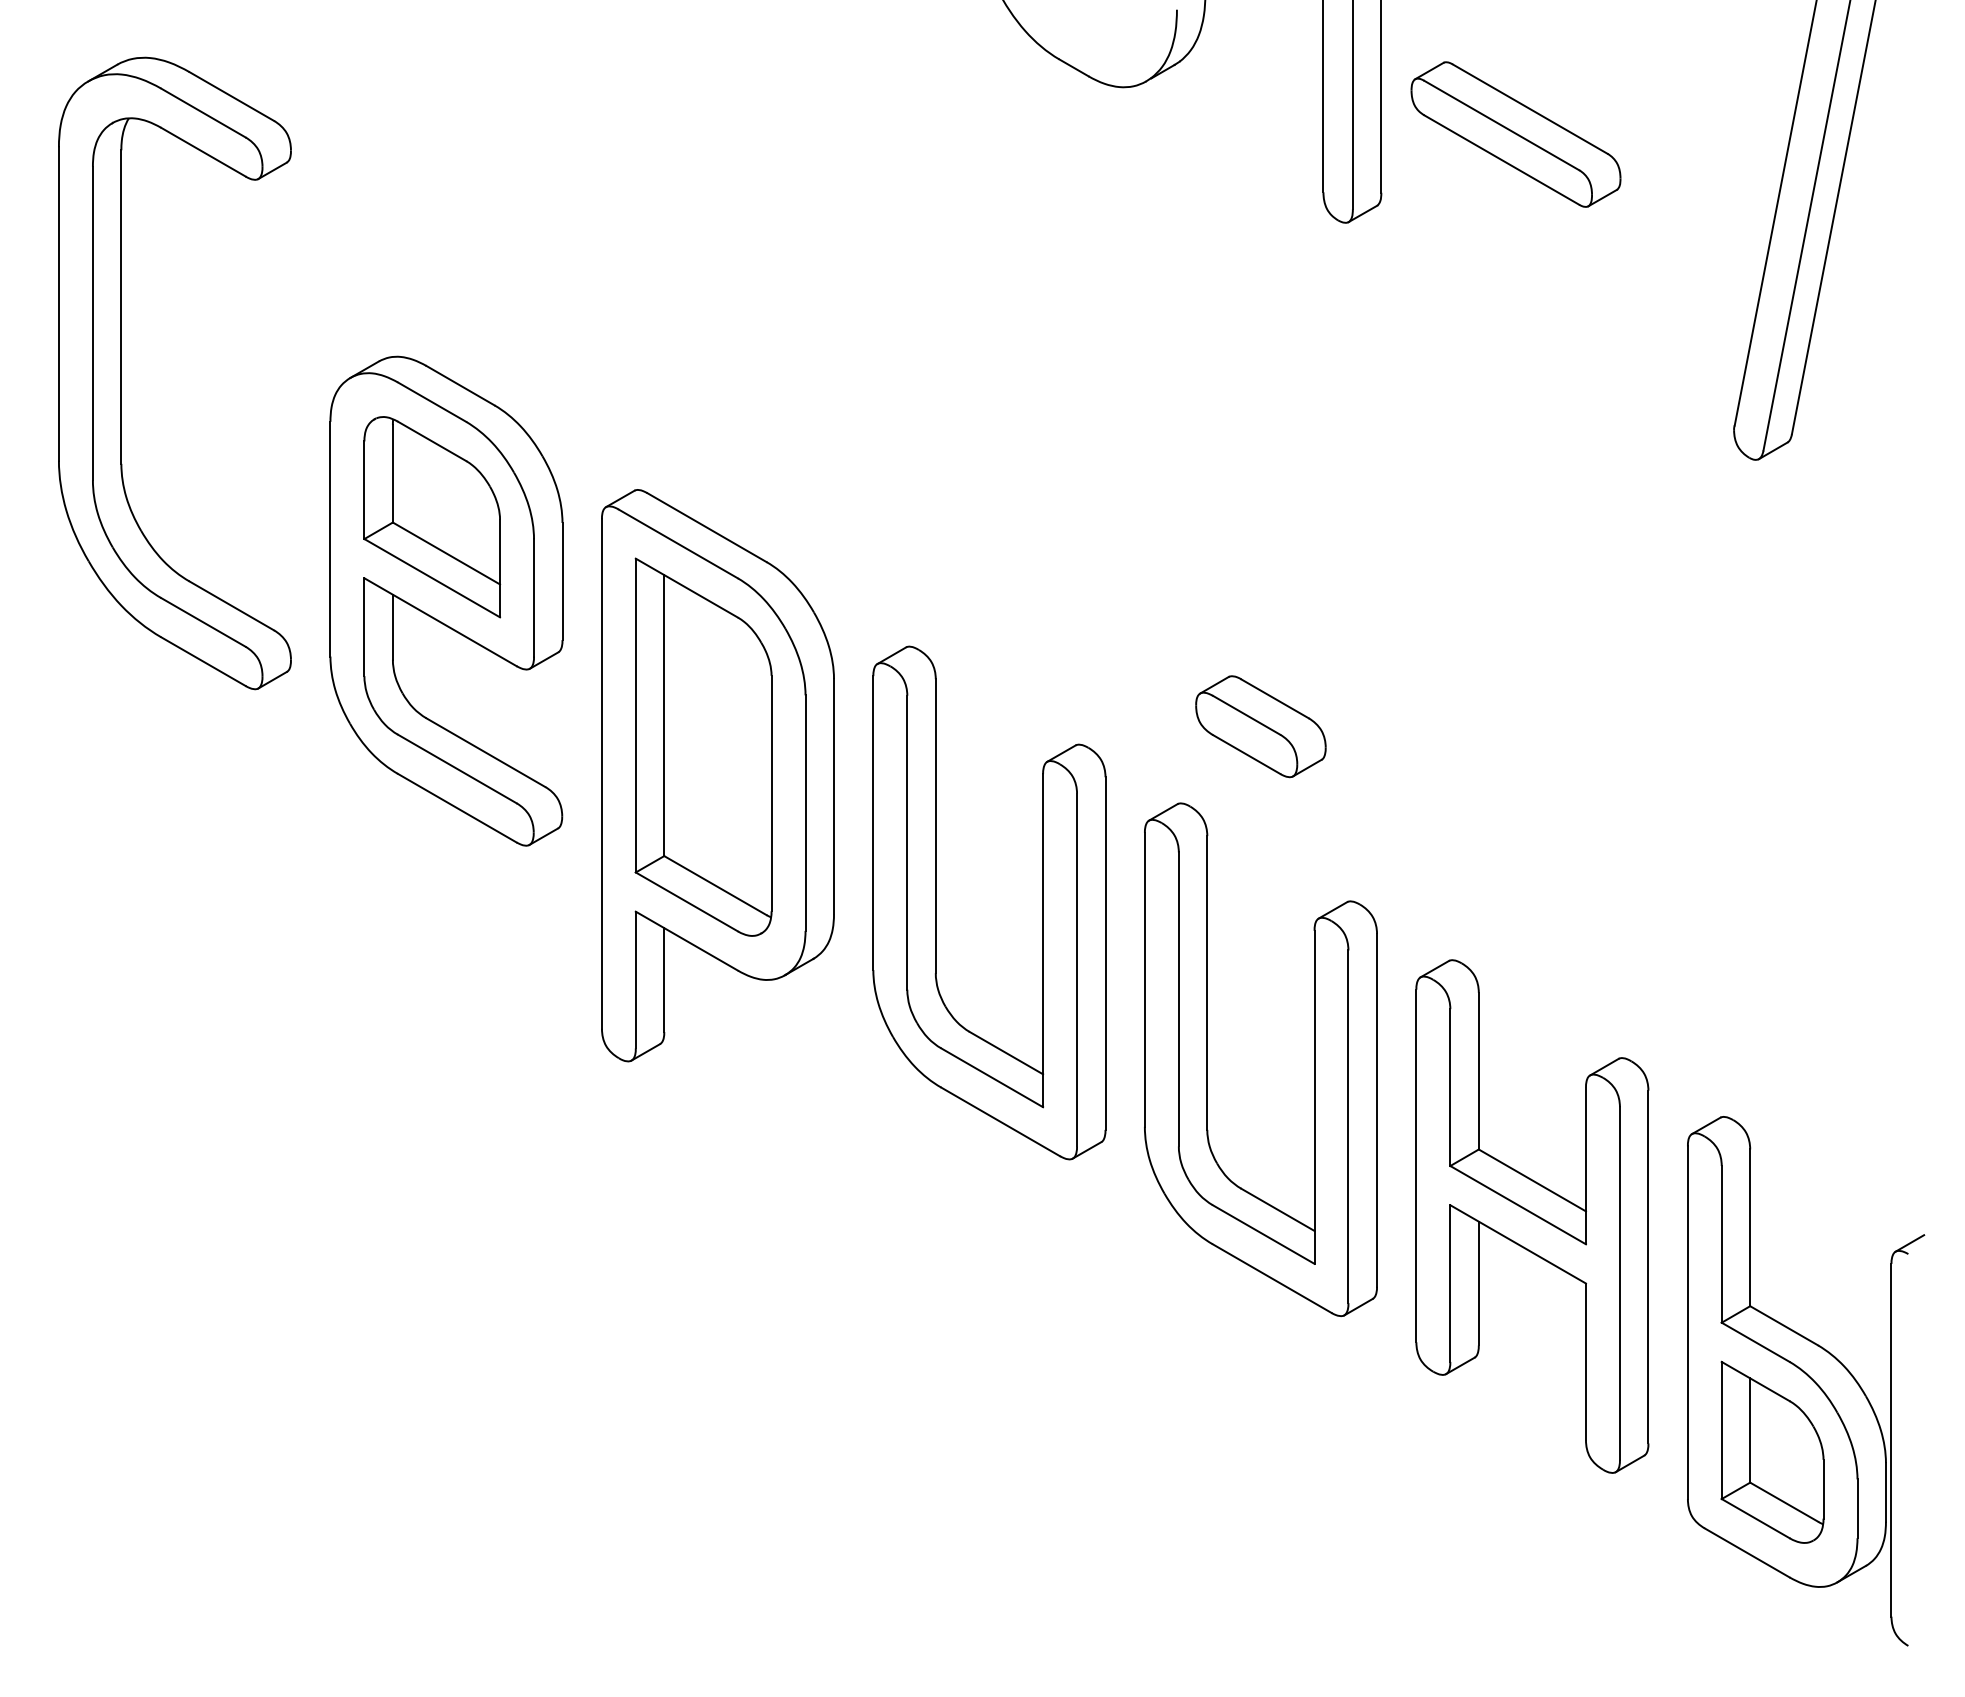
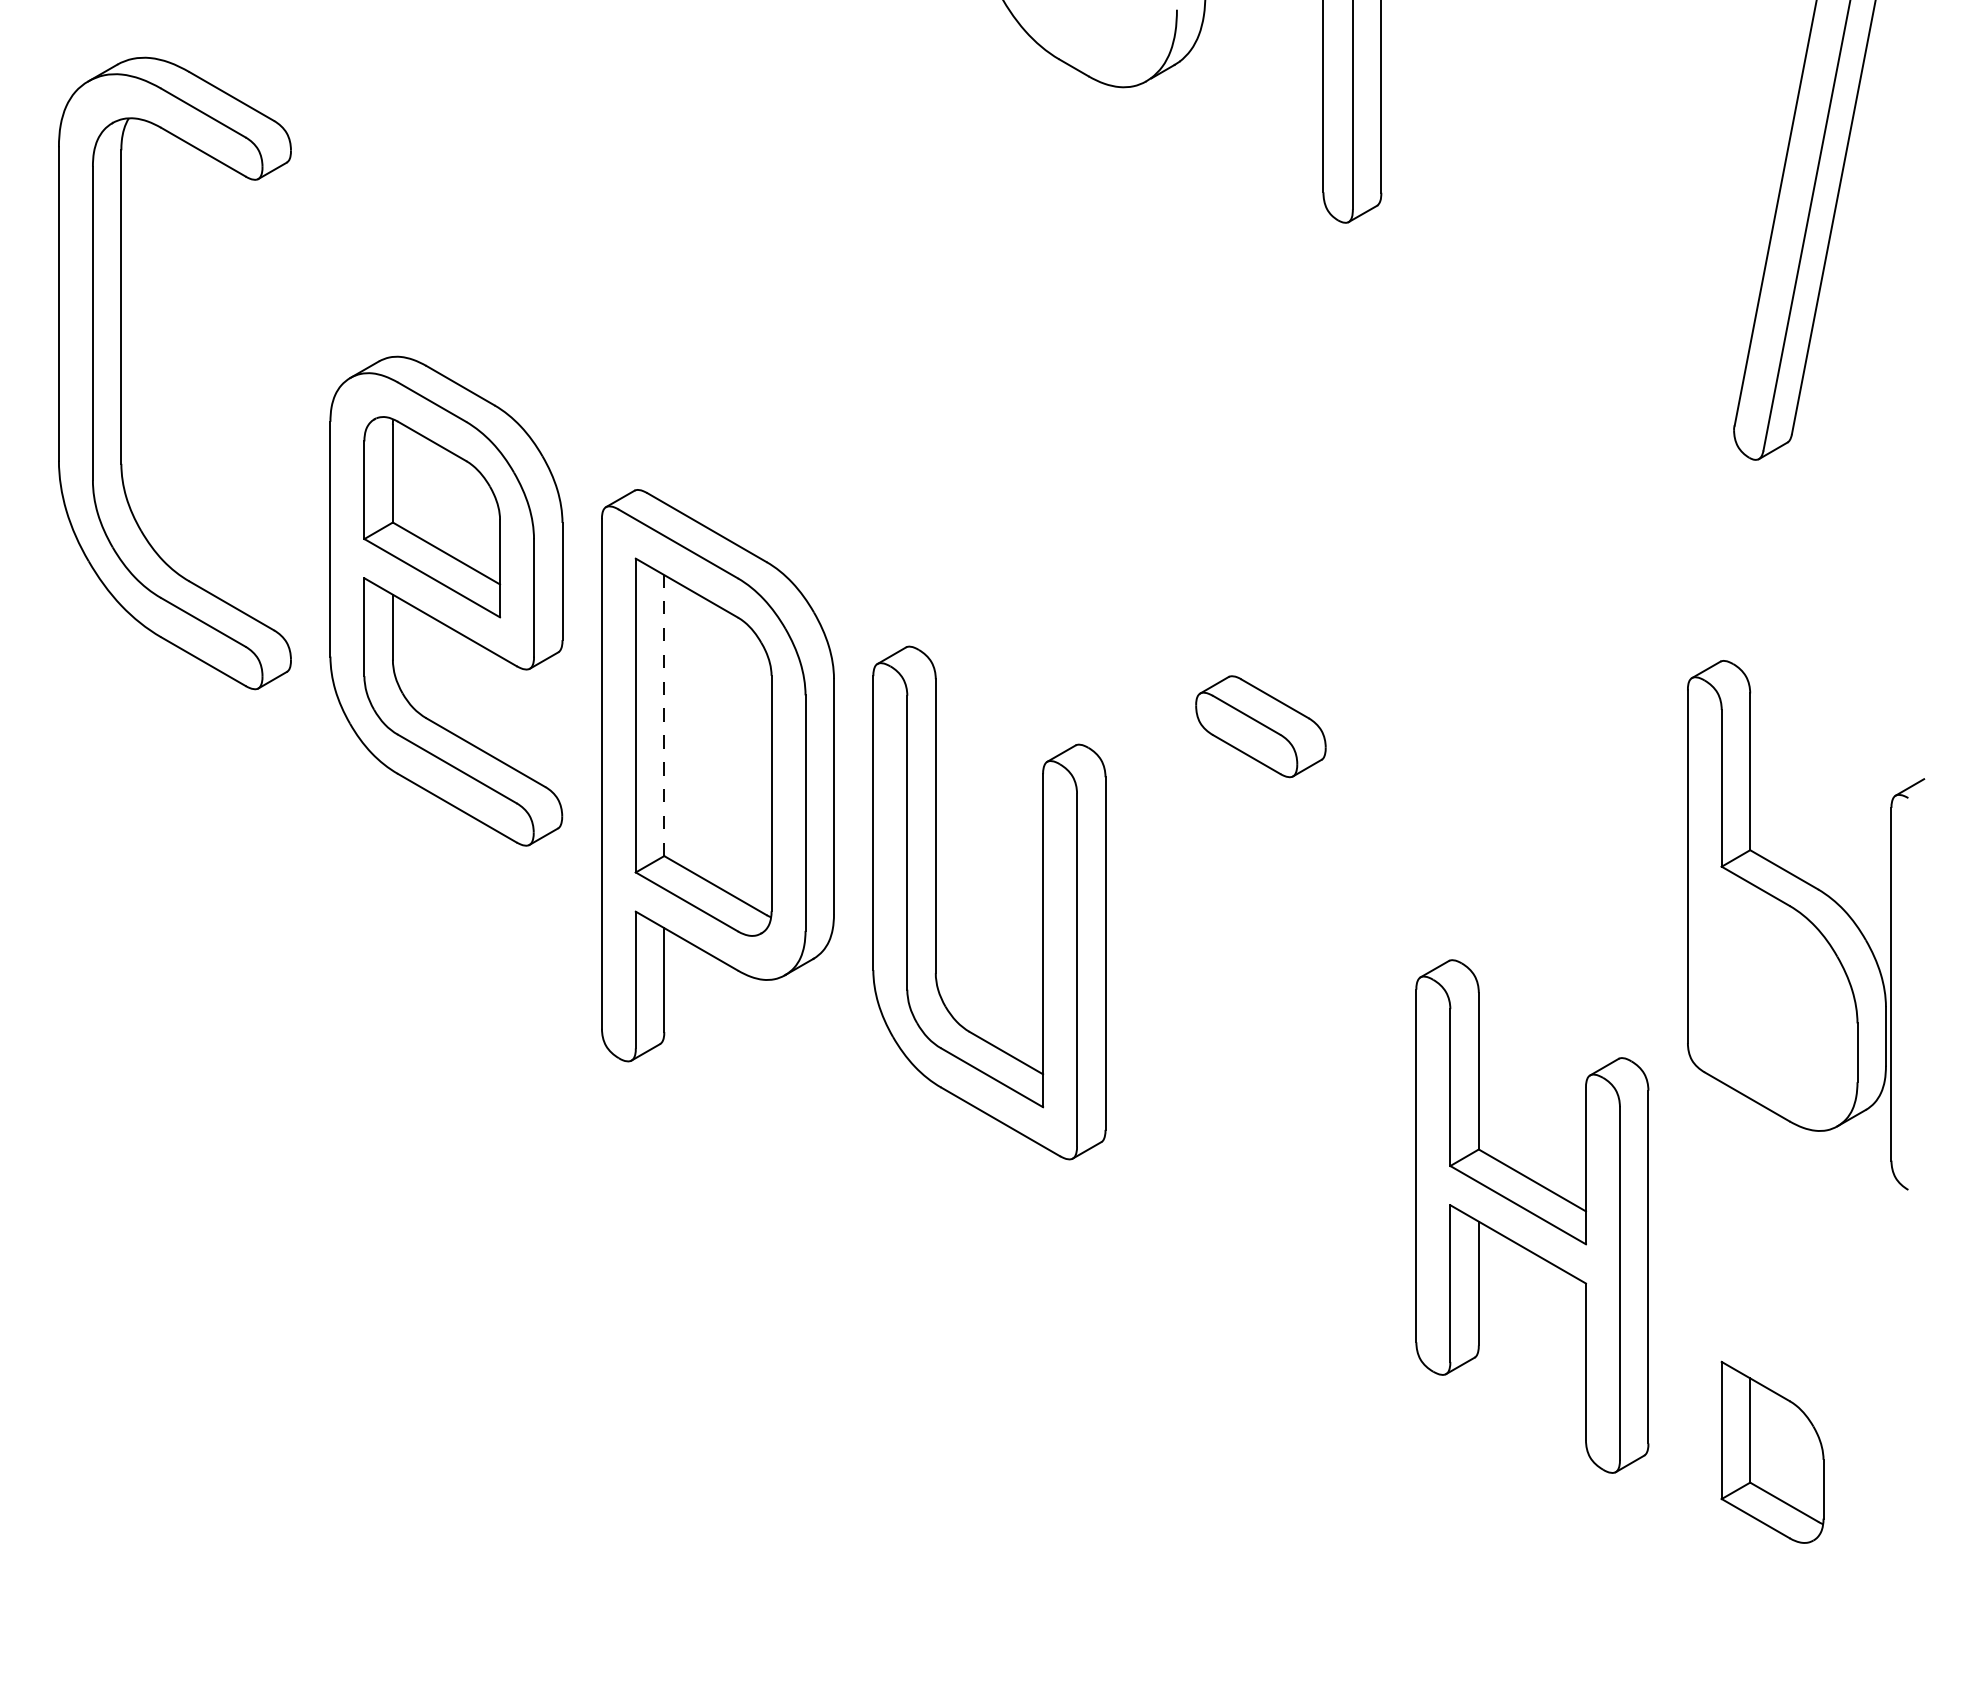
part: present -> none (1515, 134)
line: solid -> dashed (664, 715)
part: present -> none (1207, 1059)
part position: (1806, 1381) -> (1806, 925) (1806, 925)
